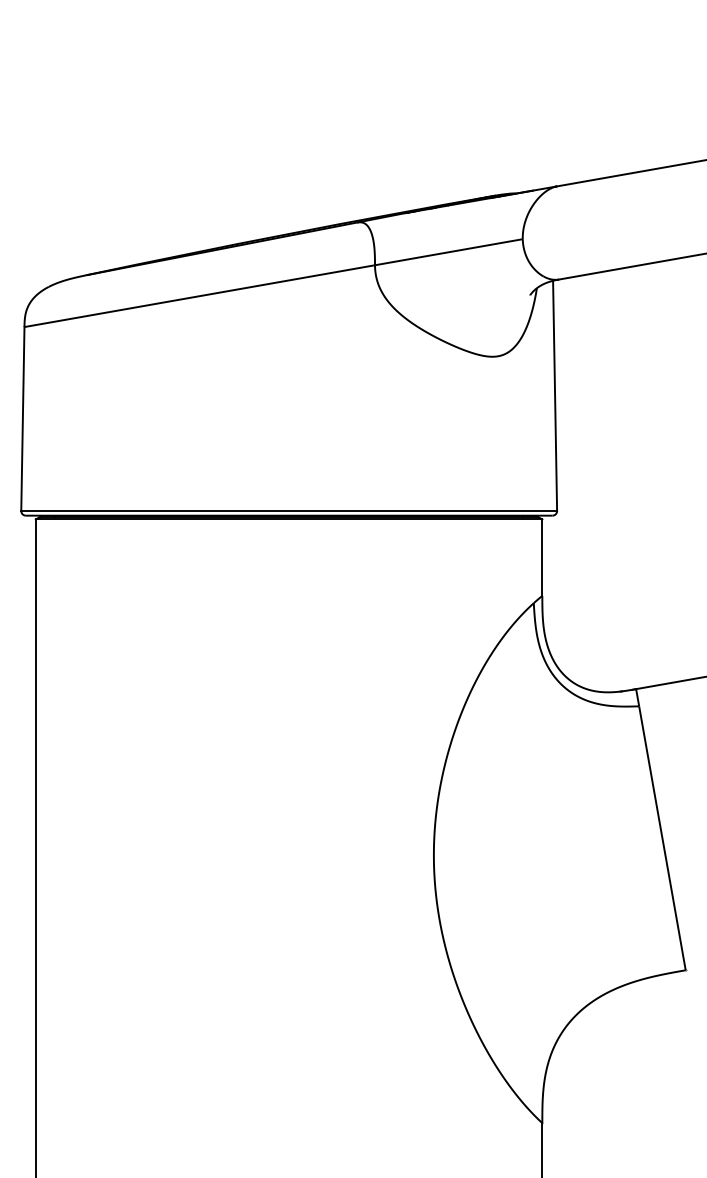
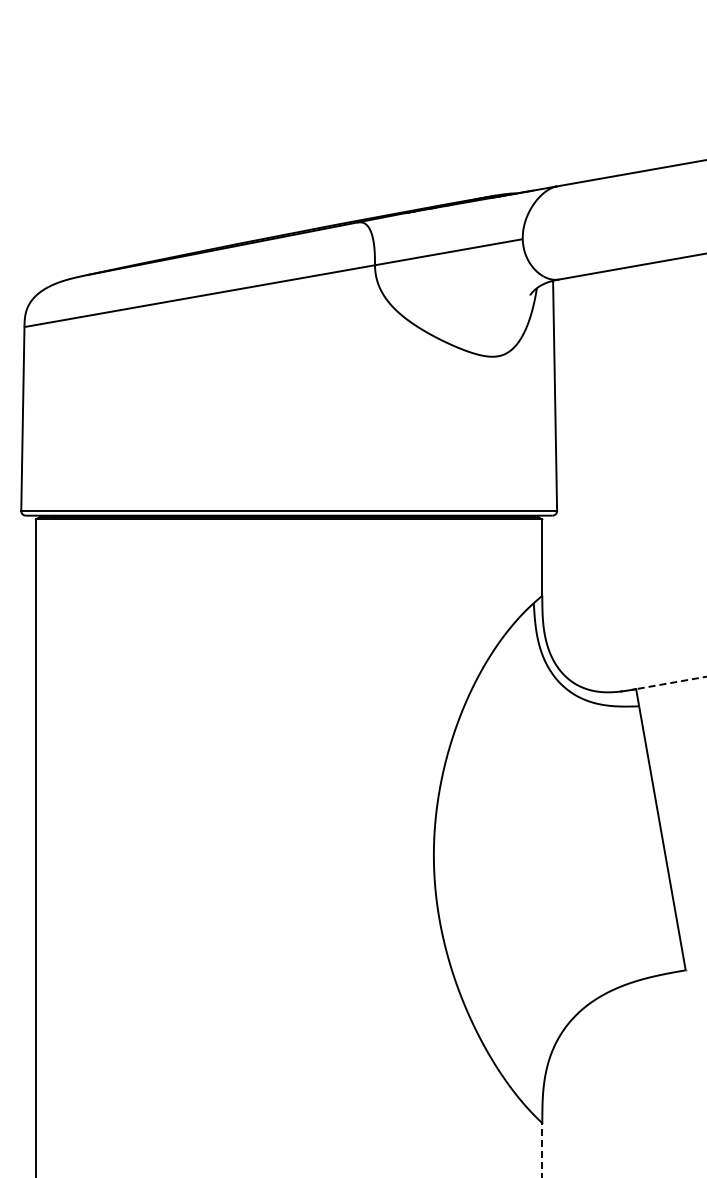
line: solid -> dashed (670, 683)
line: solid -> dashed (542, 1150)
